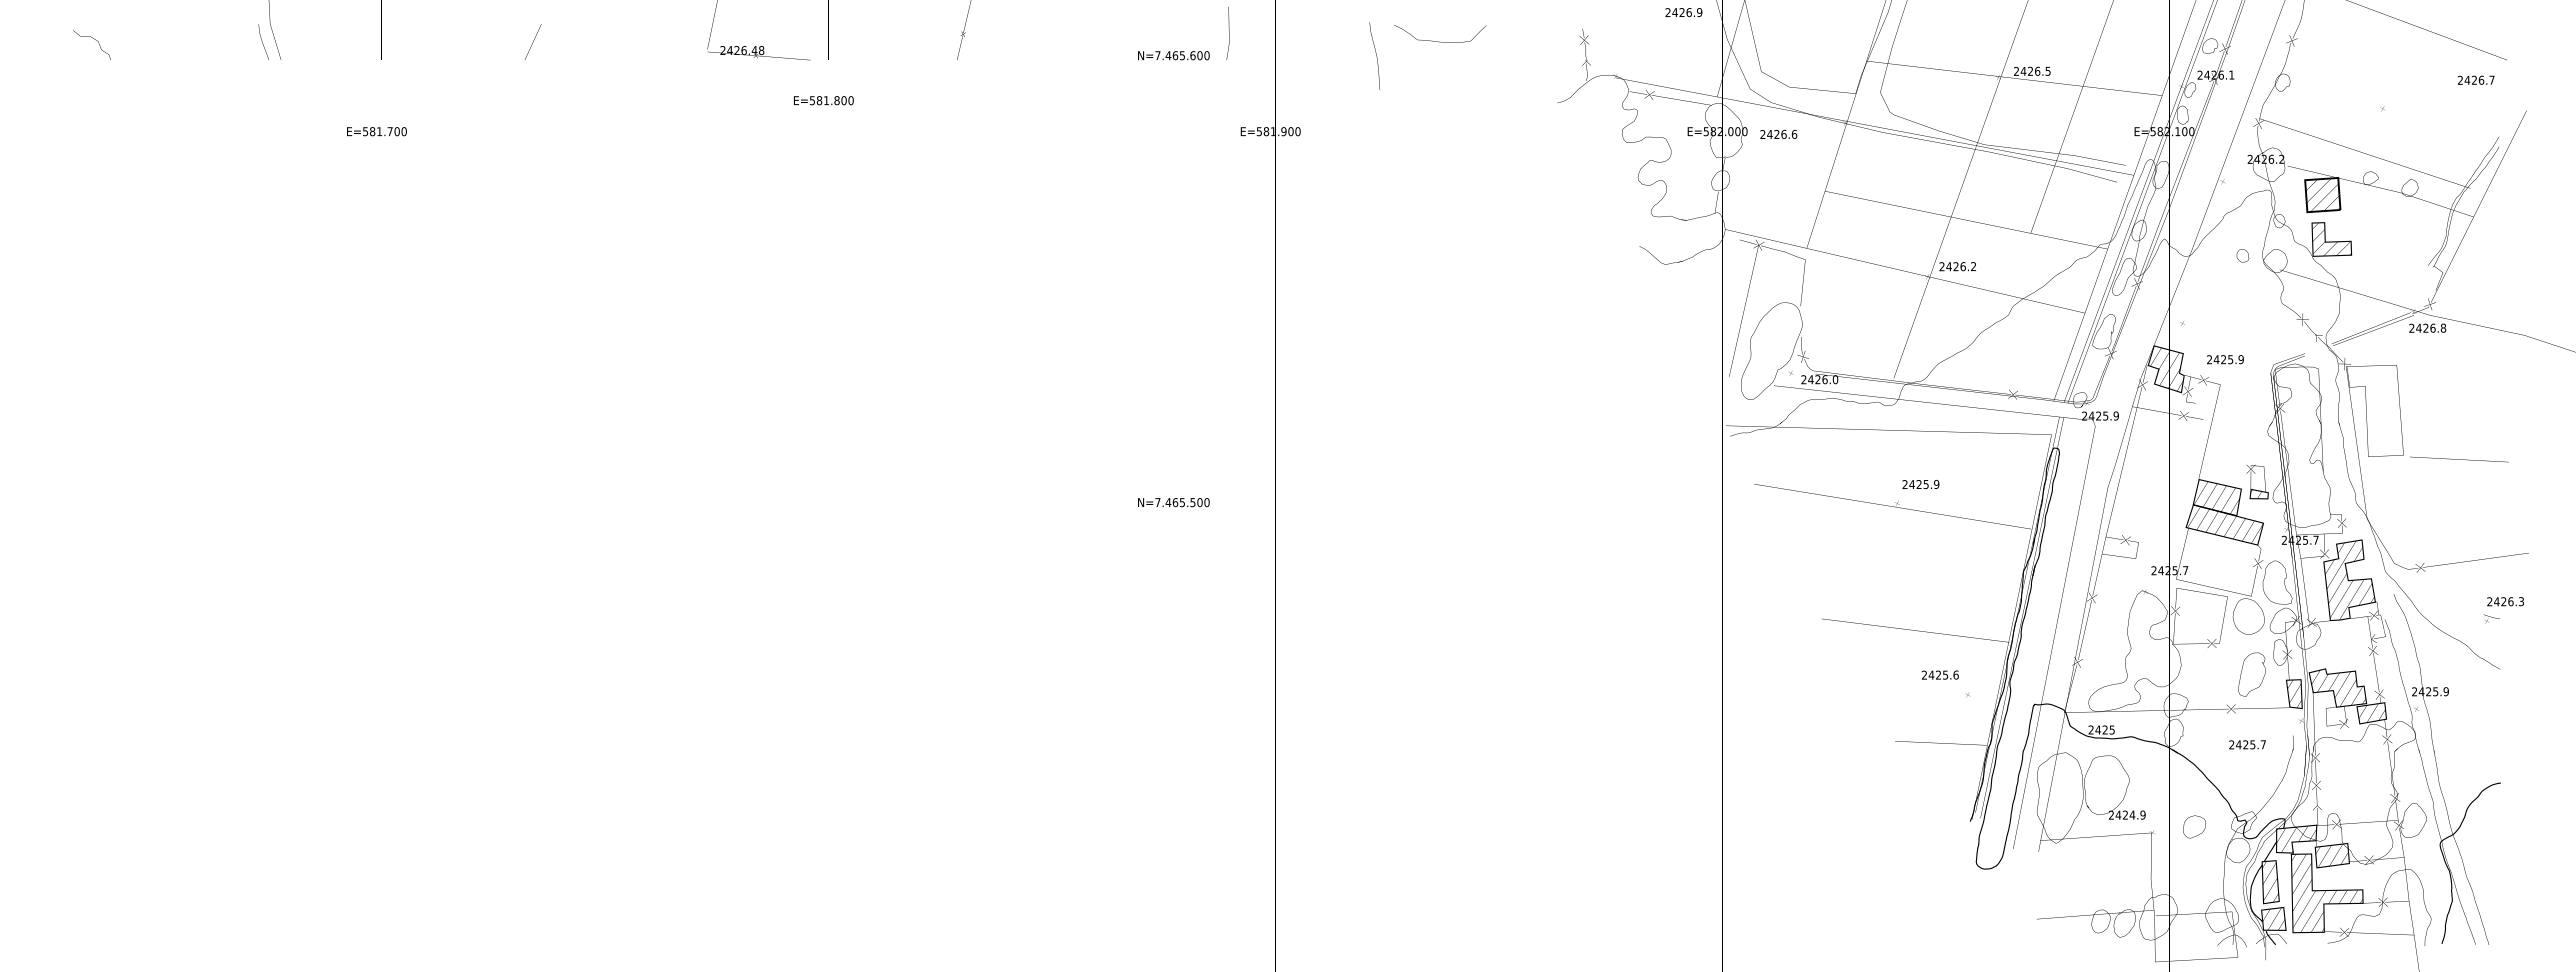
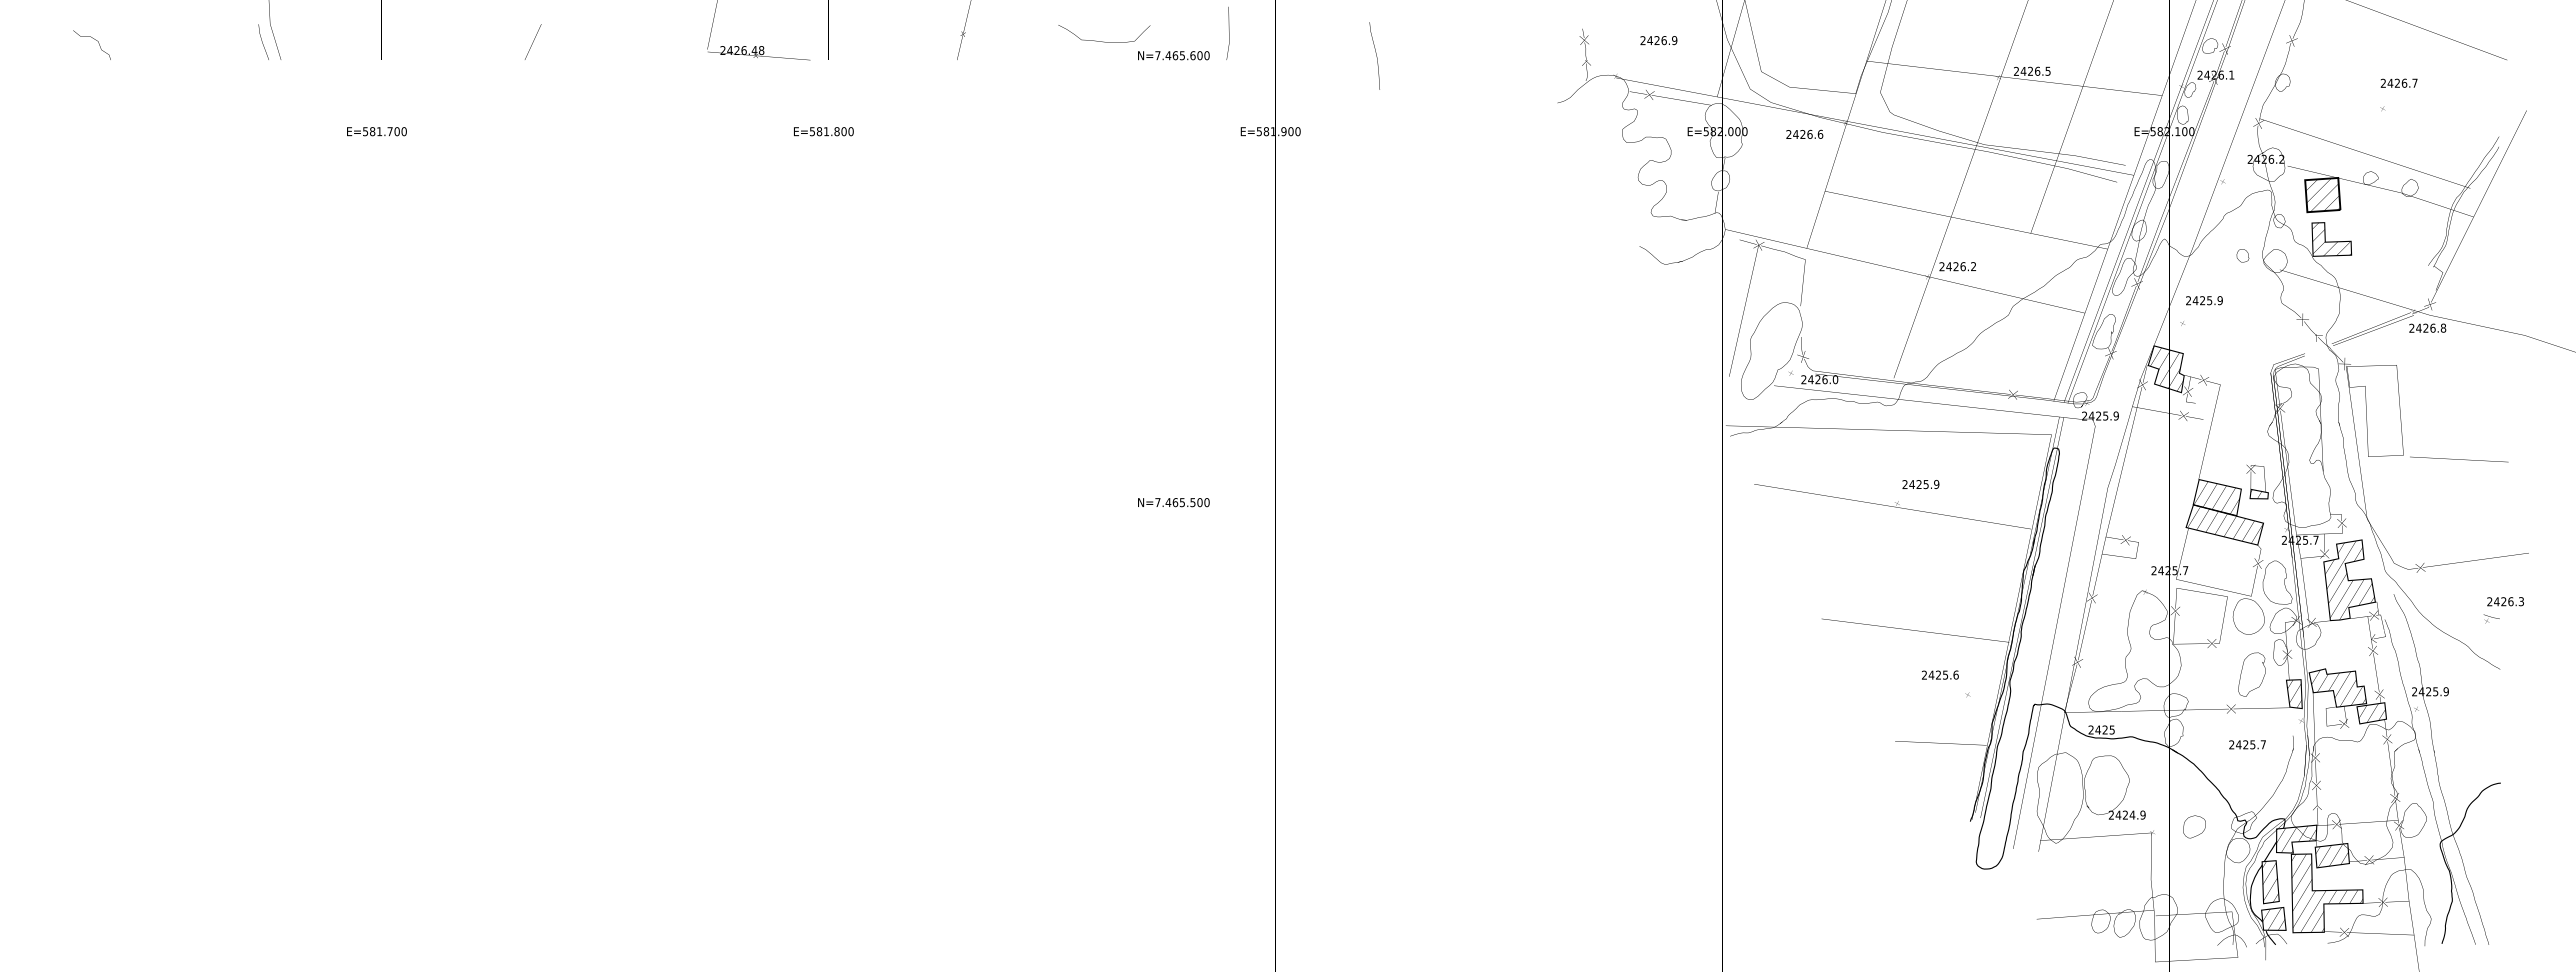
text position: (1683, 12) -> (1658, 40) (1658, 40)
curve position: (1439, 41) -> (1103, 41) (1103, 41)
text position: (2475, 79) -> (2398, 82) (2398, 82)
text position: (823, 100) -> (823, 131) (823, 131)
text position: (1778, 133) -> (1804, 133) (1804, 133)
text position: (2225, 359) -> (2204, 300) (2204, 300)
